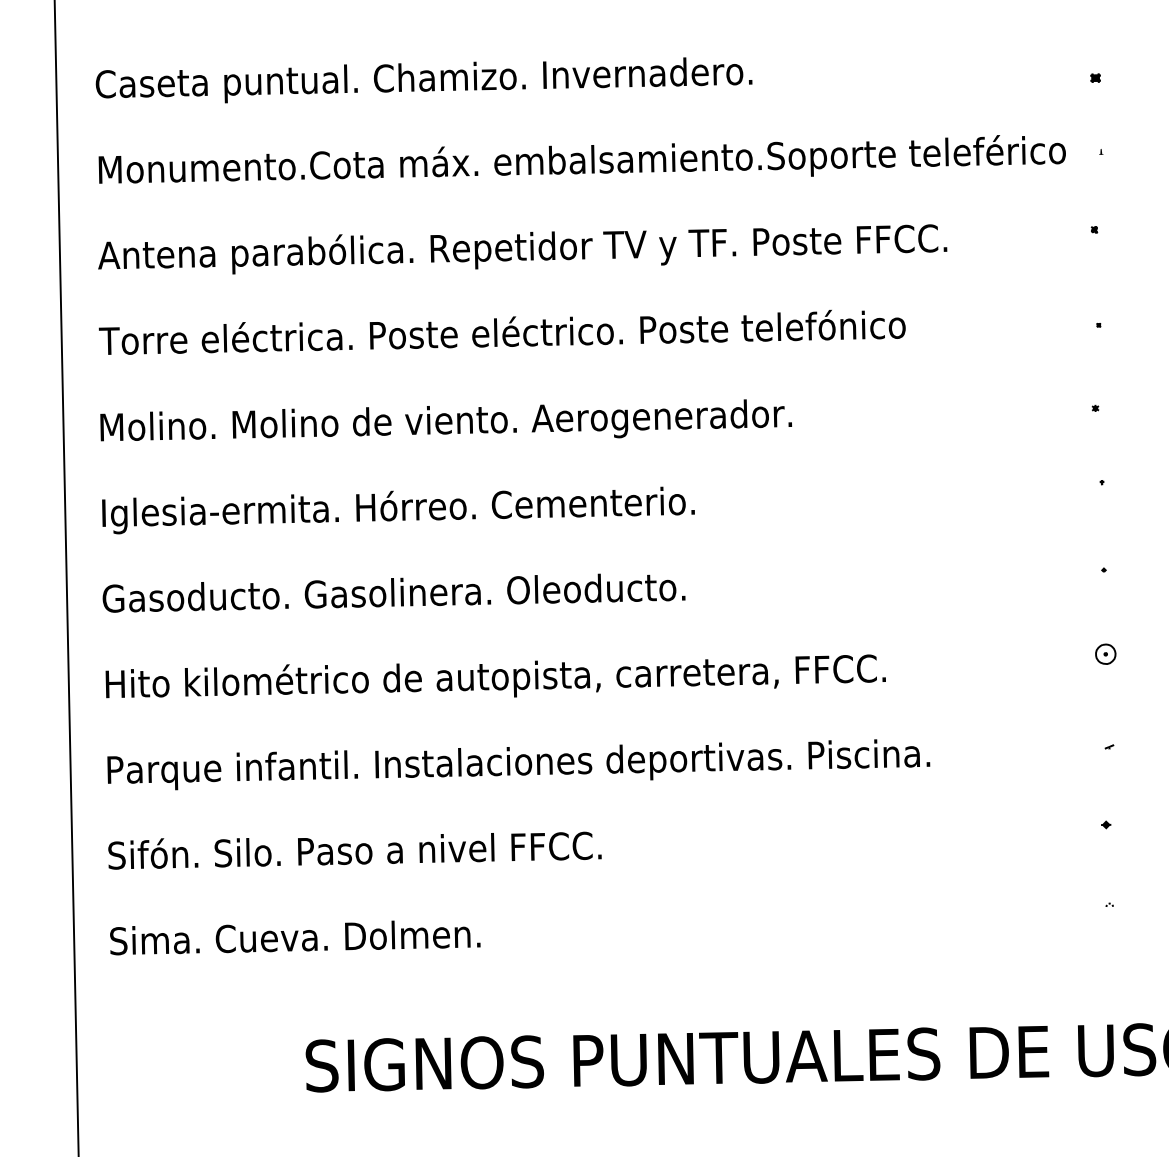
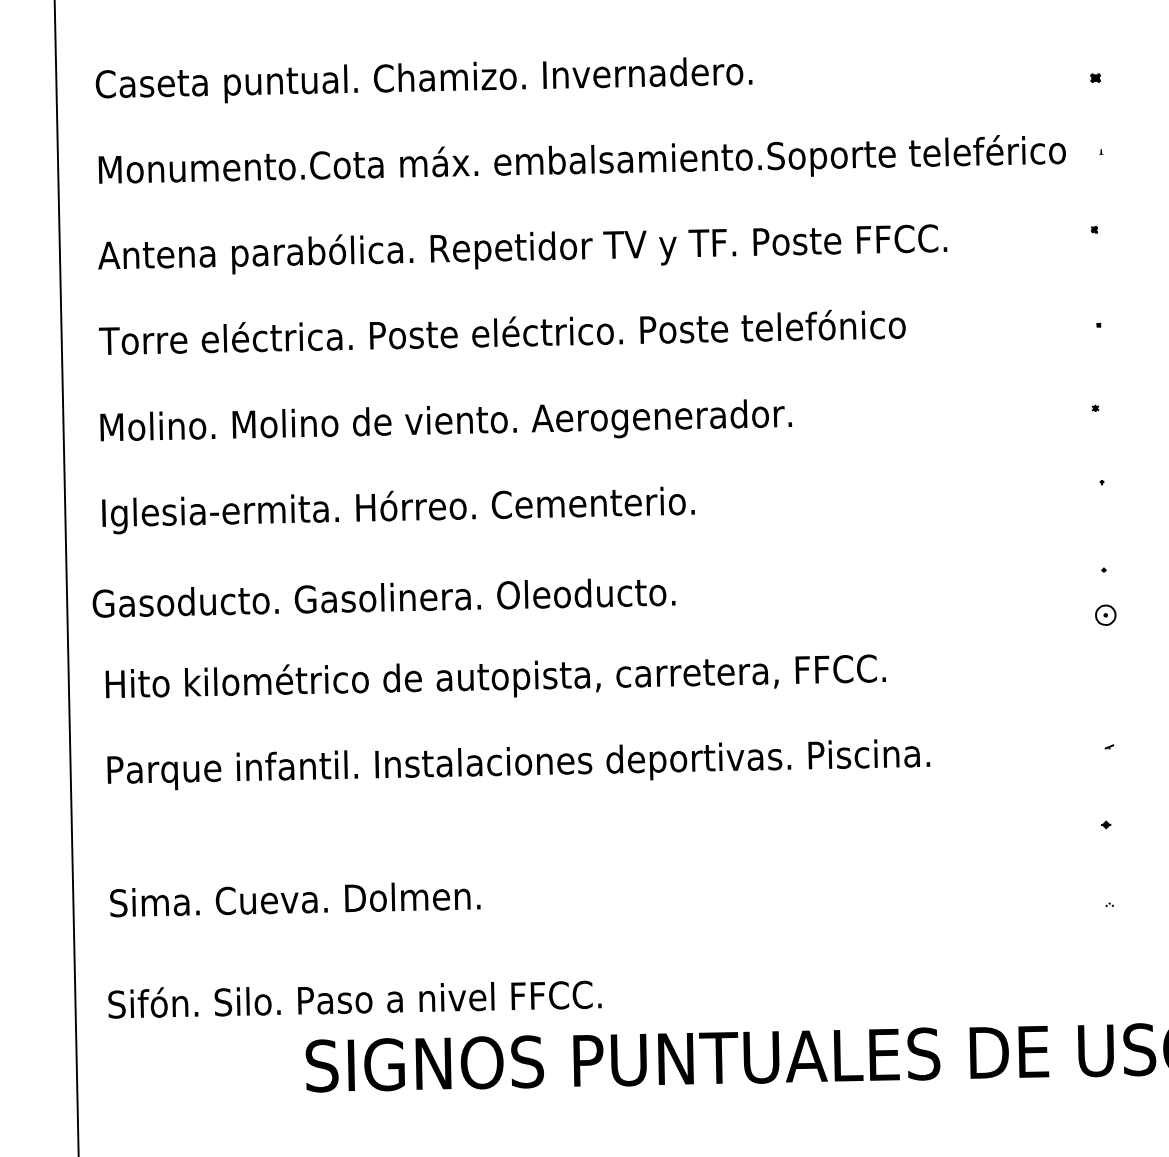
text position: (393, 592) -> (383, 597) (383, 597)
part position: (1105, 653) -> (1105, 614) (1105, 614)
text position: (354, 850) -> (354, 999) (354, 999)
text position: (295, 937) -> (295, 899) (295, 899)
